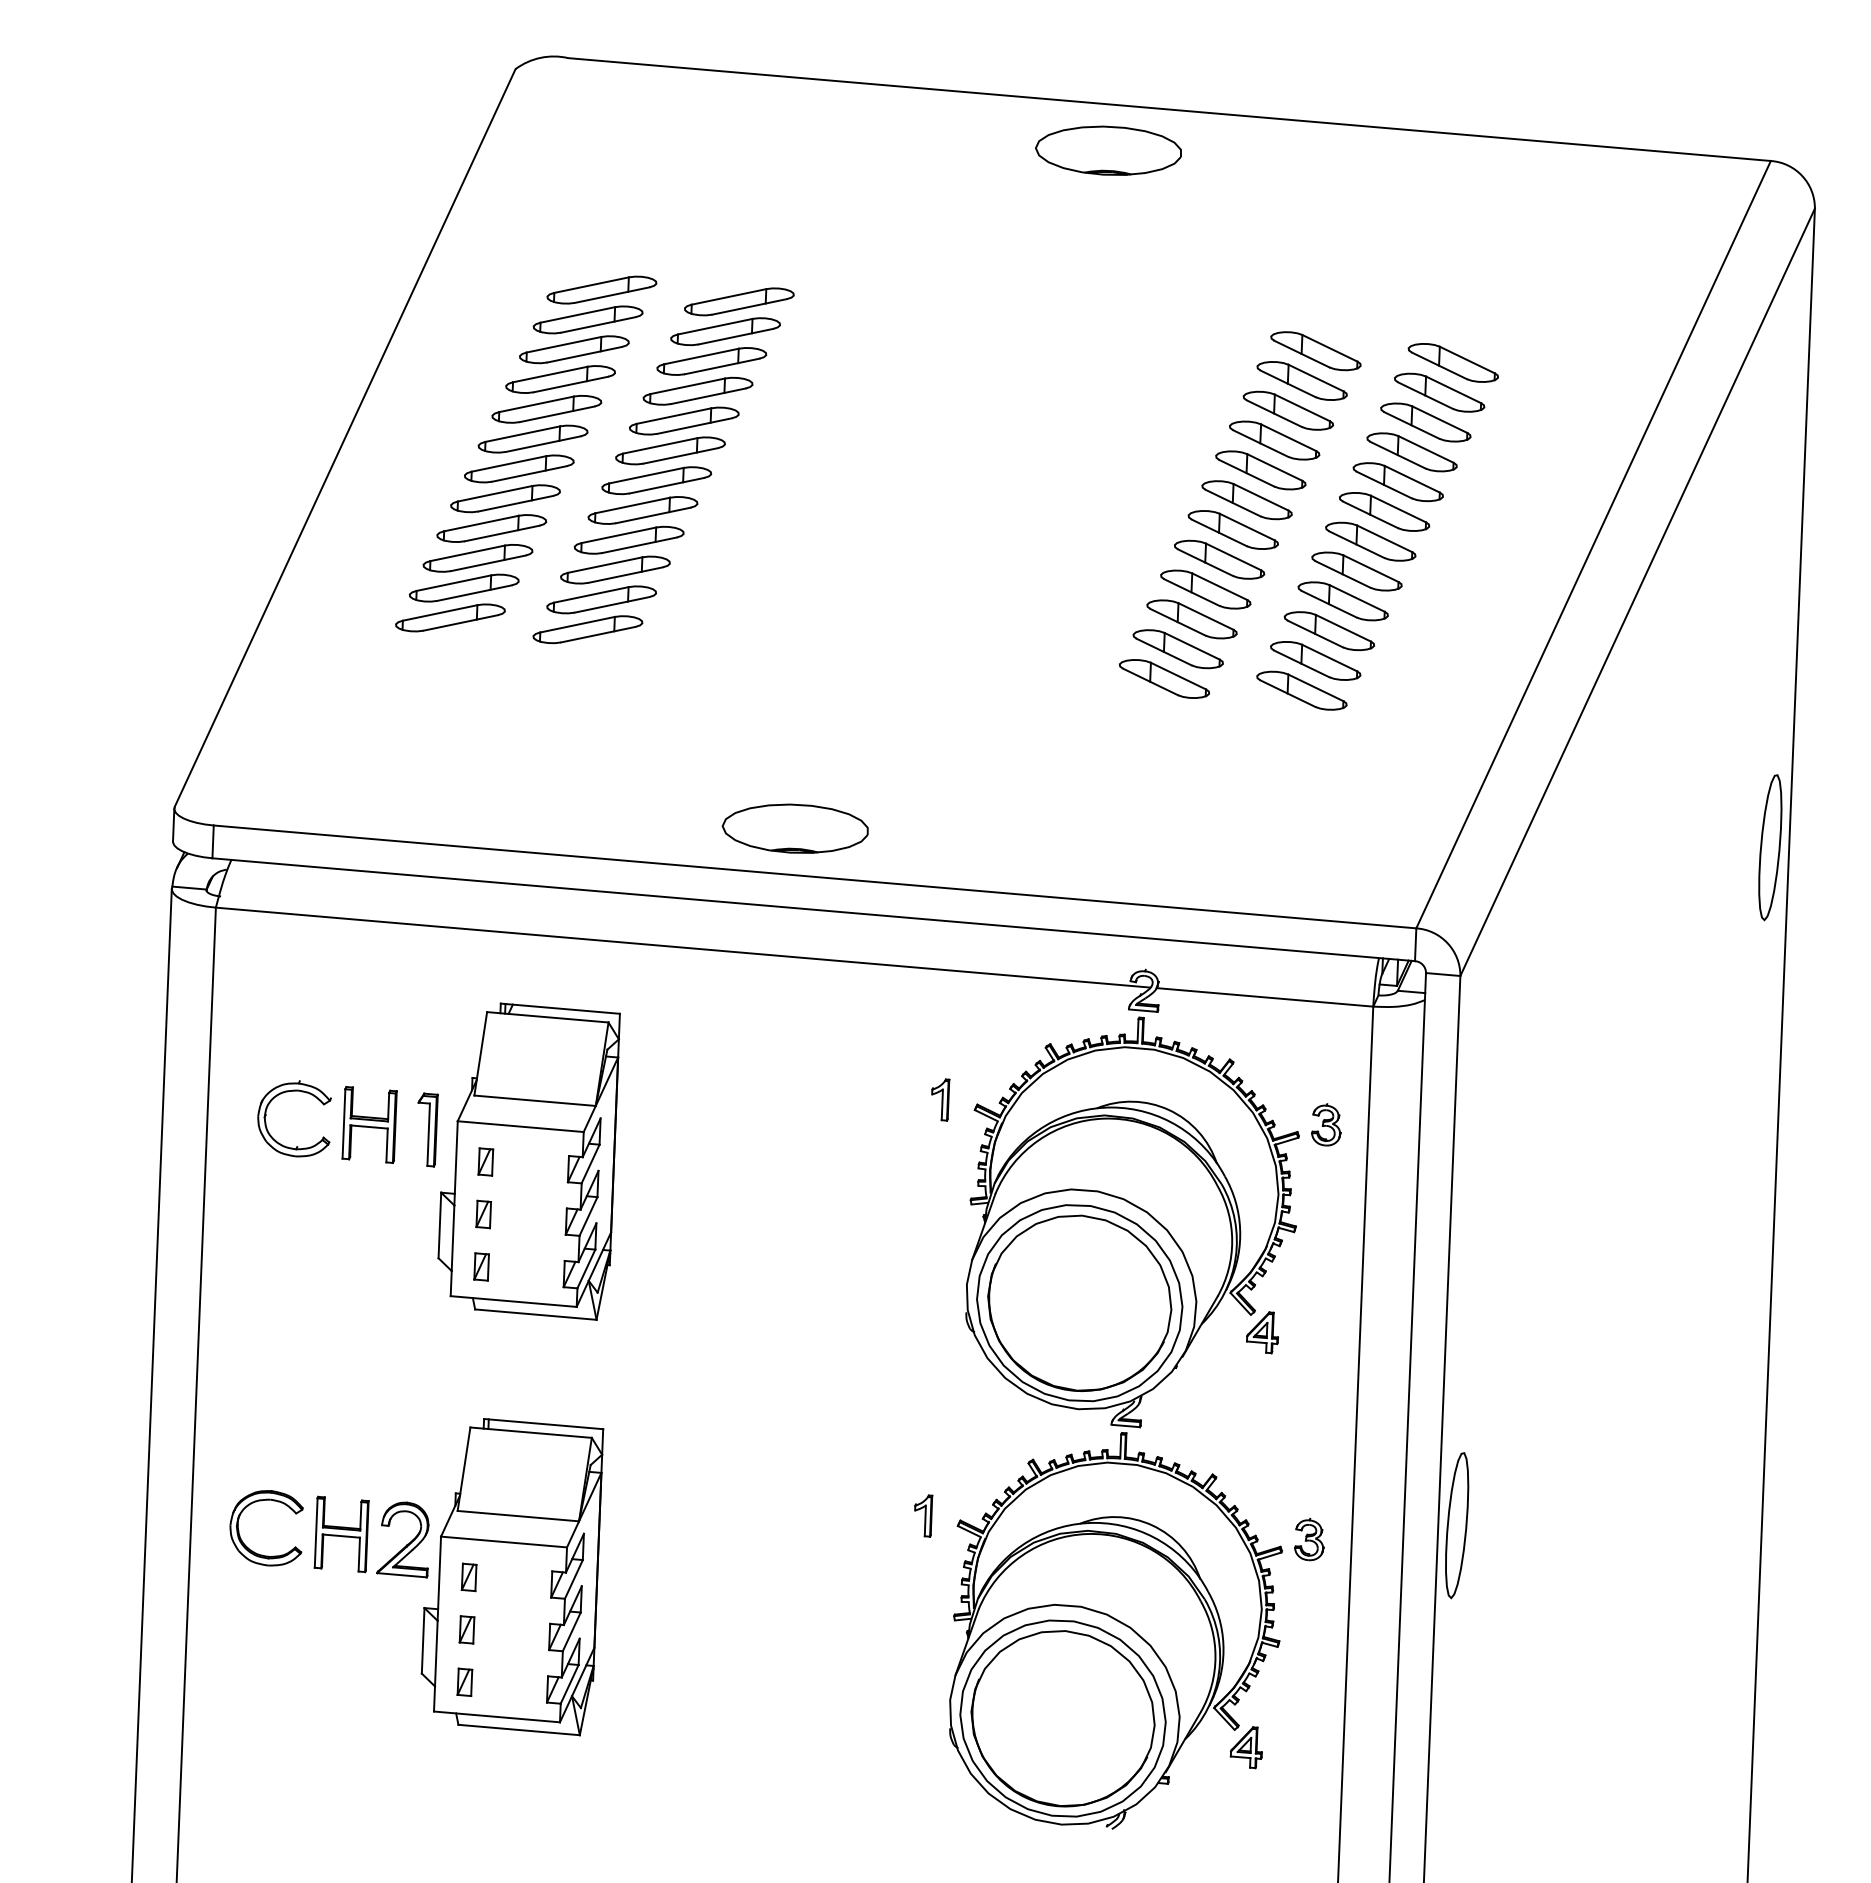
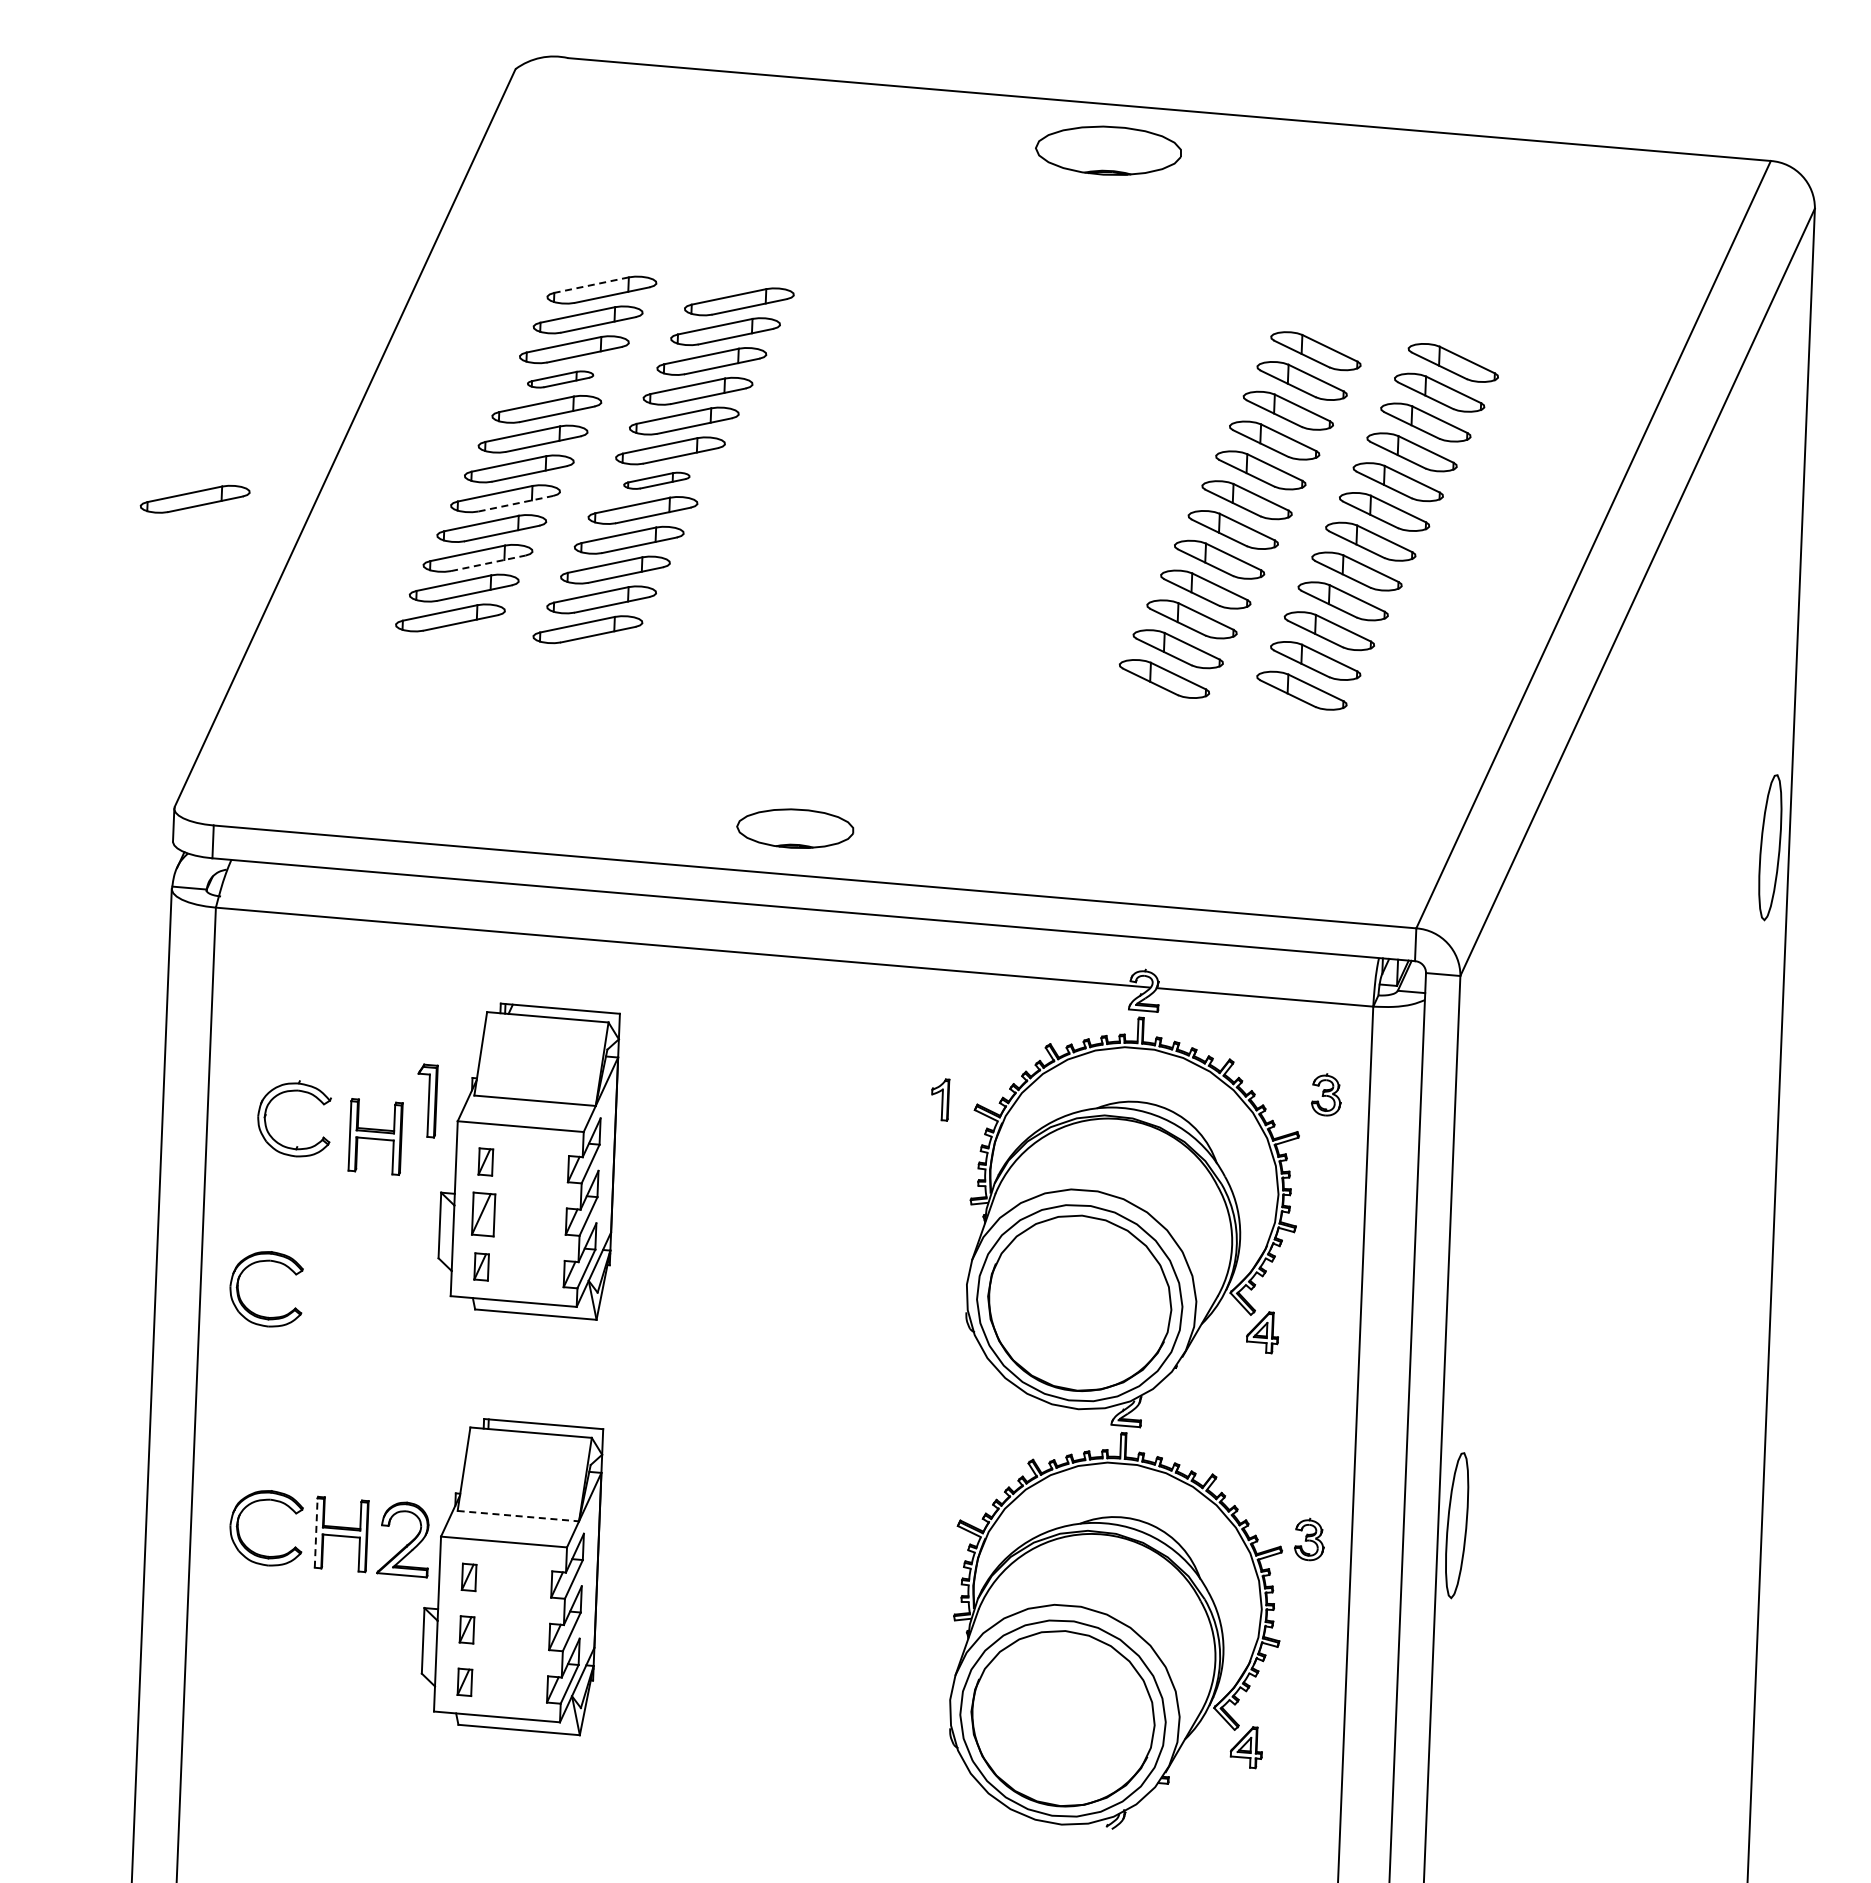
line: solid -> dashed (591, 285)
part size: 111x29 px -> 68x19 px (560, 379)
part size: 112x30 px -> 68x19 px (656, 480)
part: none -> present (194, 498)
line: solid -> dashed (516, 503)
line: solid -> dashed (488, 563)
part size: 148x51 px -> 119x41 px (795, 828)
part position: (369, 1124) -> (375, 1136) (375, 1136)
part position: (1326, 1124) -> (1326, 1094) (1326, 1094)
part position: (427, 1129) -> (427, 1100) (427, 1100)
part size: 18x31 px -> 26x47 px (483, 1214)
part: none -> present (254, 1312)
part: present -> none (923, 1515)
line: solid -> dashed (518, 1516)
line: solid -> dashed (316, 1533)
